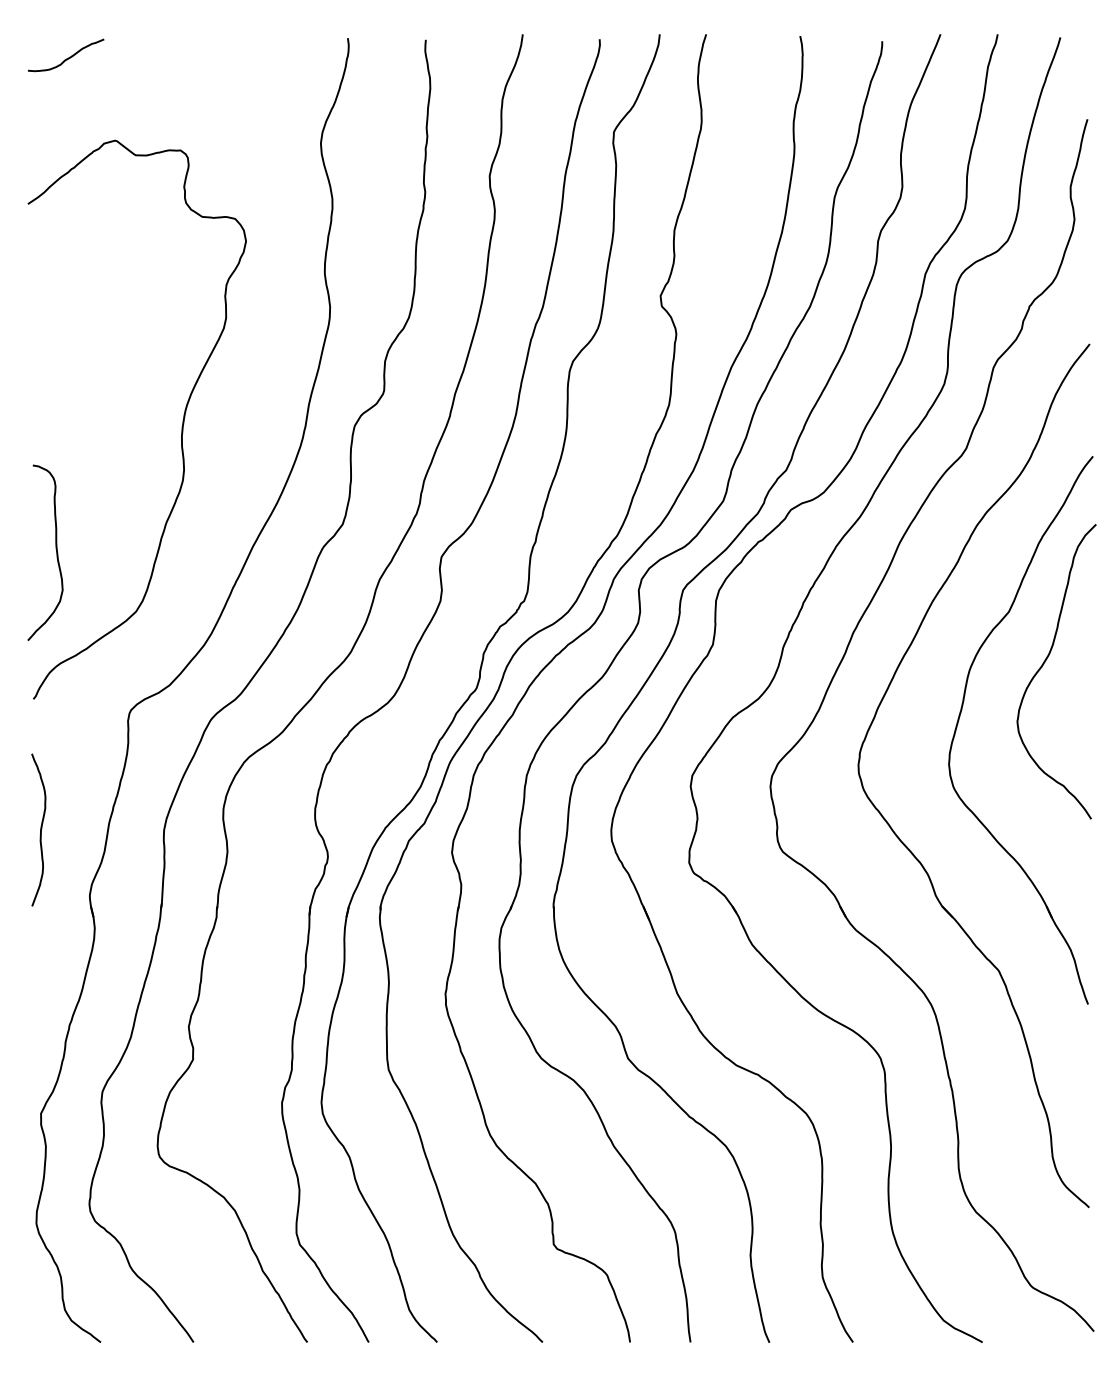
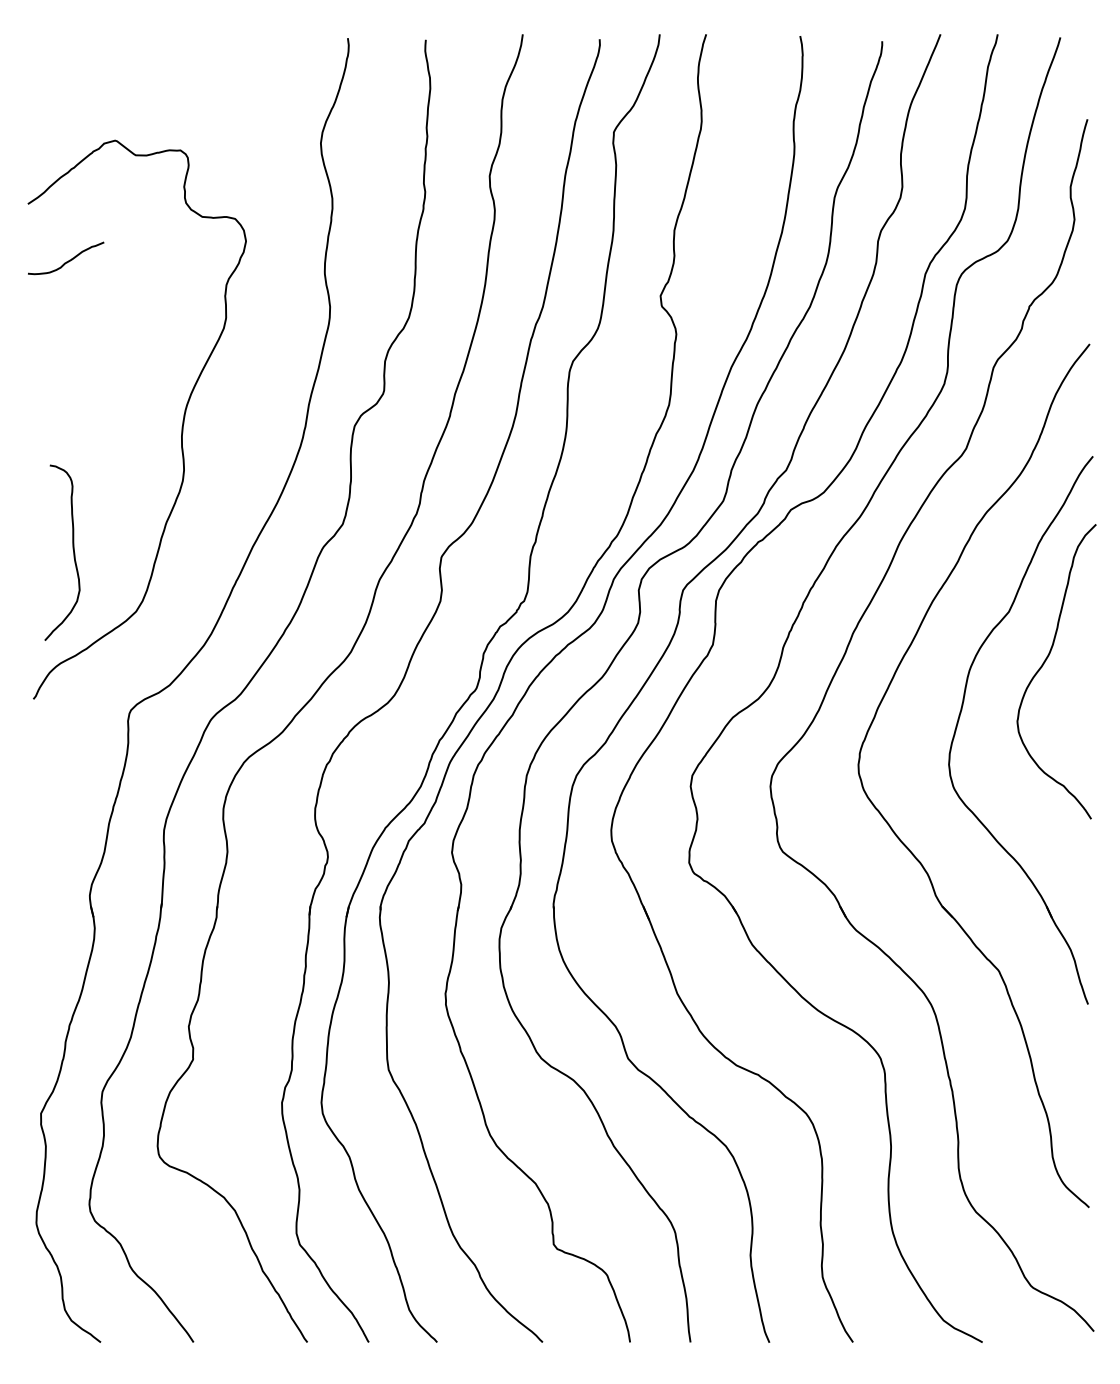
curve position: (68, 57) -> (68, 260) (68, 260)
curve position: (55, 549) -> (72, 549) (72, 549)
curve: present -> none (40, 829)
